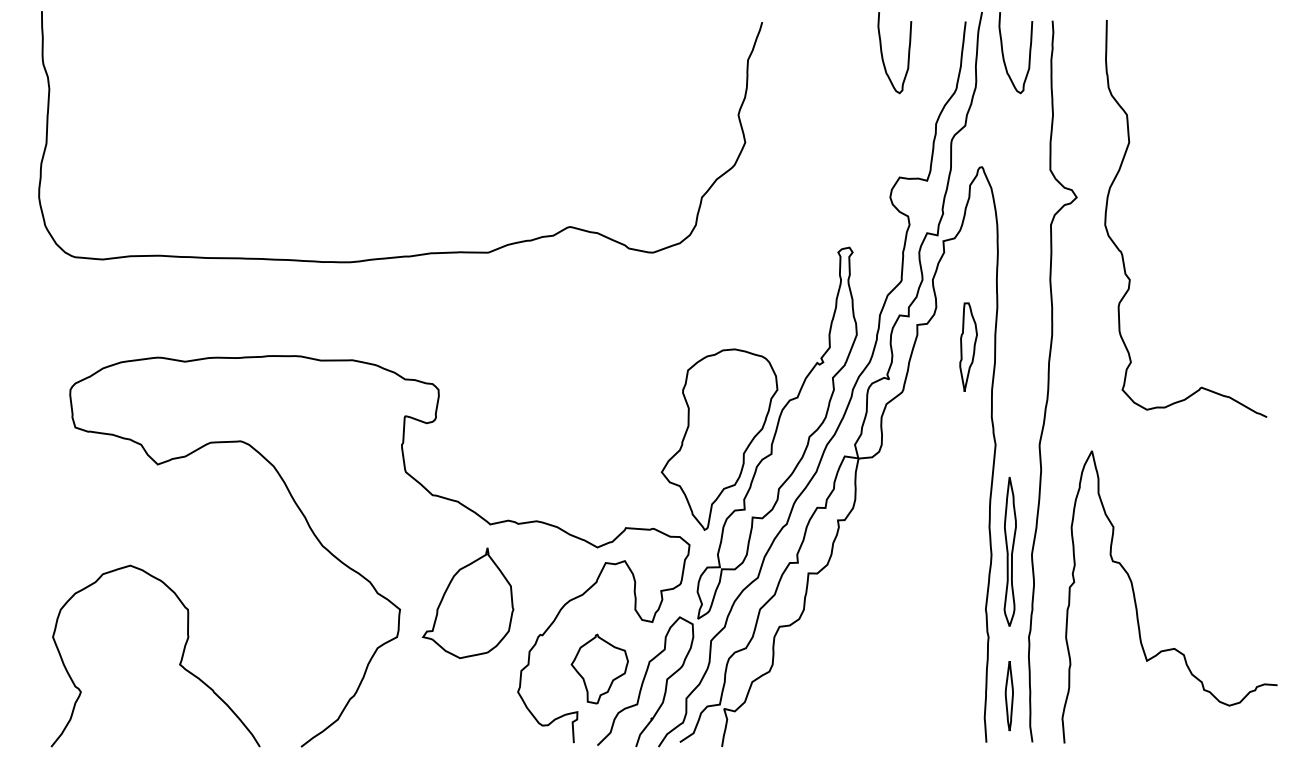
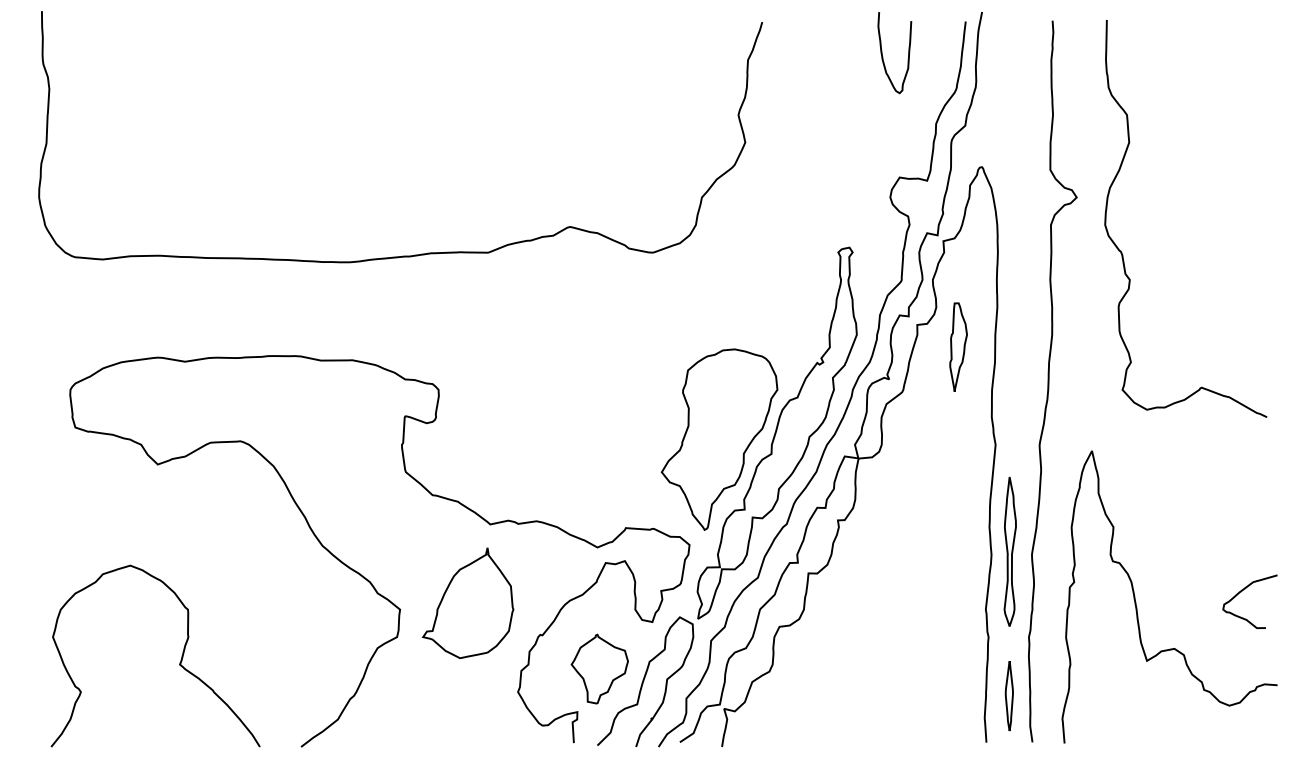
curve: present -> none (1004, 56)
part position: (968, 346) -> (958, 346) (958, 346)
curve: none -> present (1241, 592)
